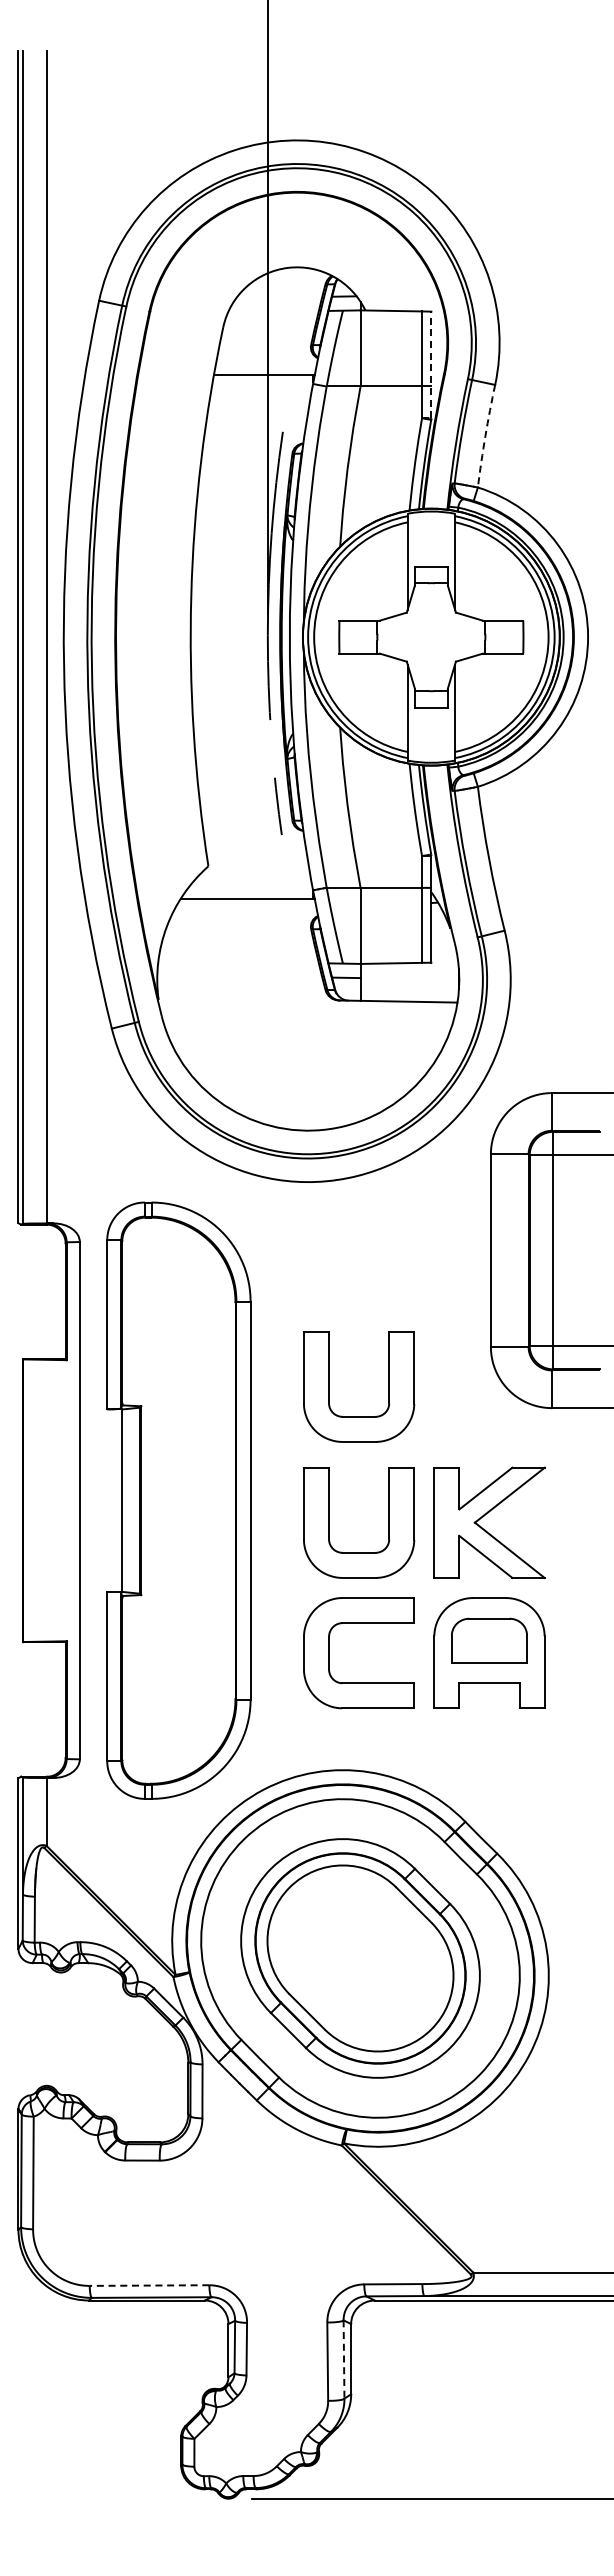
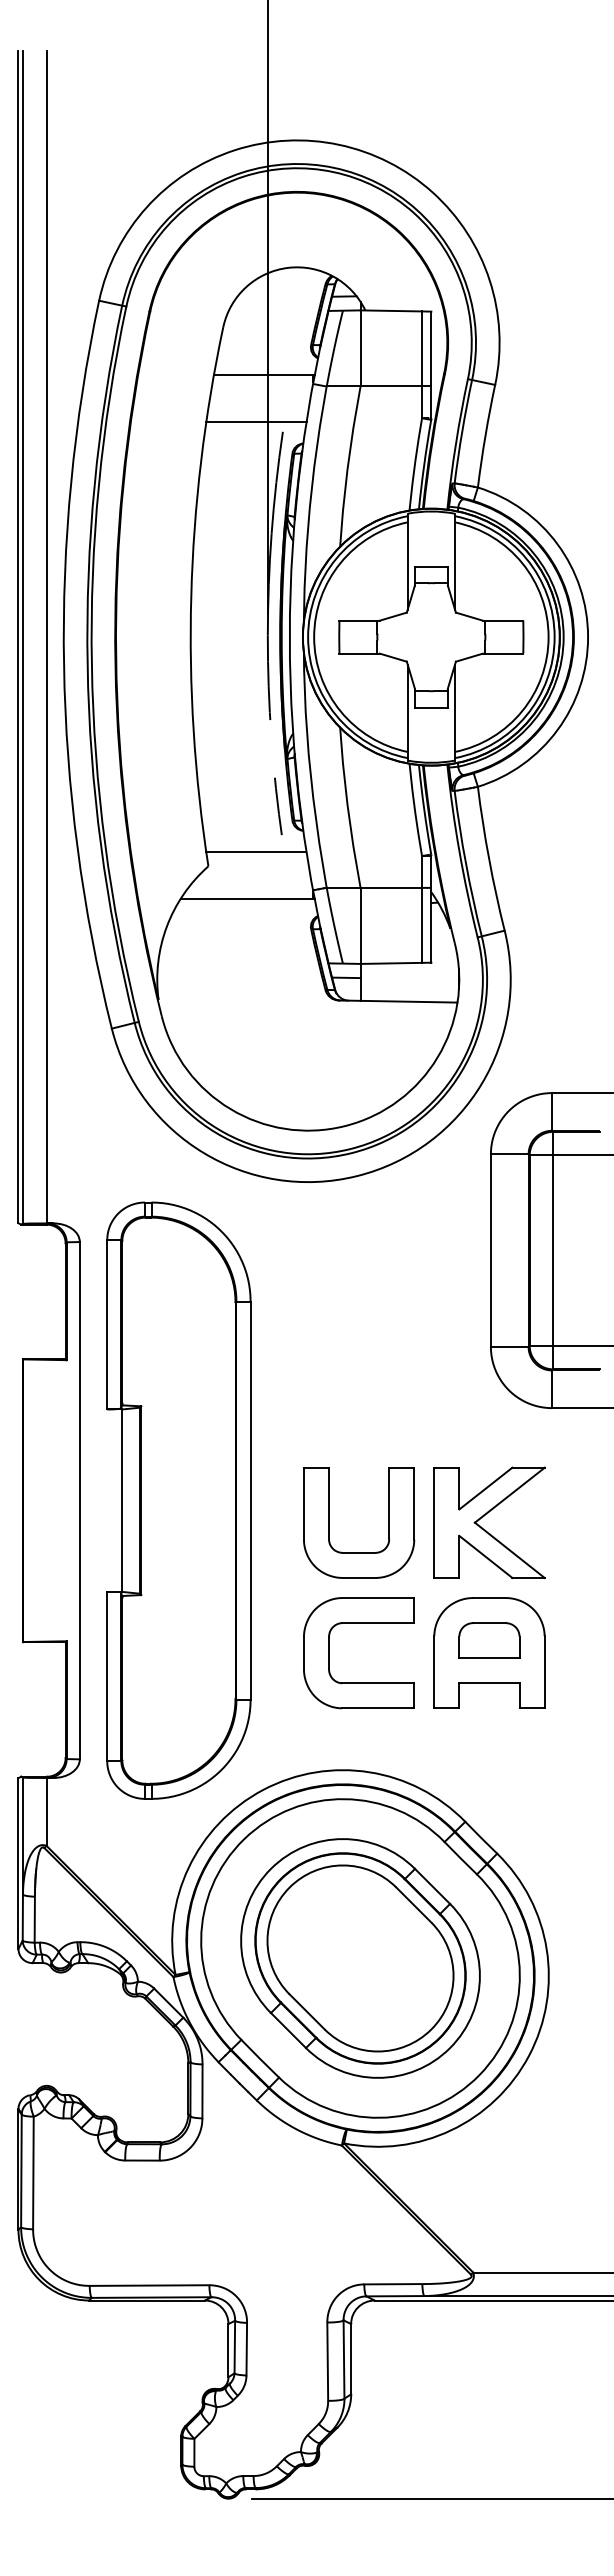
line: dashed -> solid (431, 364)
line: none -> present (256, 422)
arc: dashed -> solid (485, 436)
line: none -> present (256, 851)
part: present -> none (388, 1386)
part size: 77x47 px -> 63x37 px (489, 1640)
line: dashed -> solid (149, 2285)
line: dashed -> solid (344, 2359)
